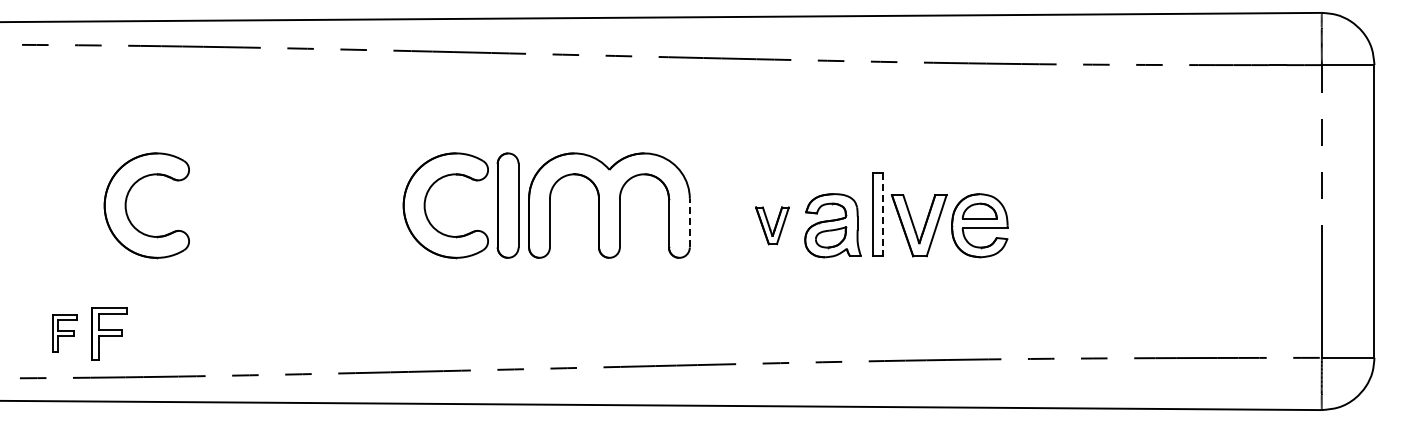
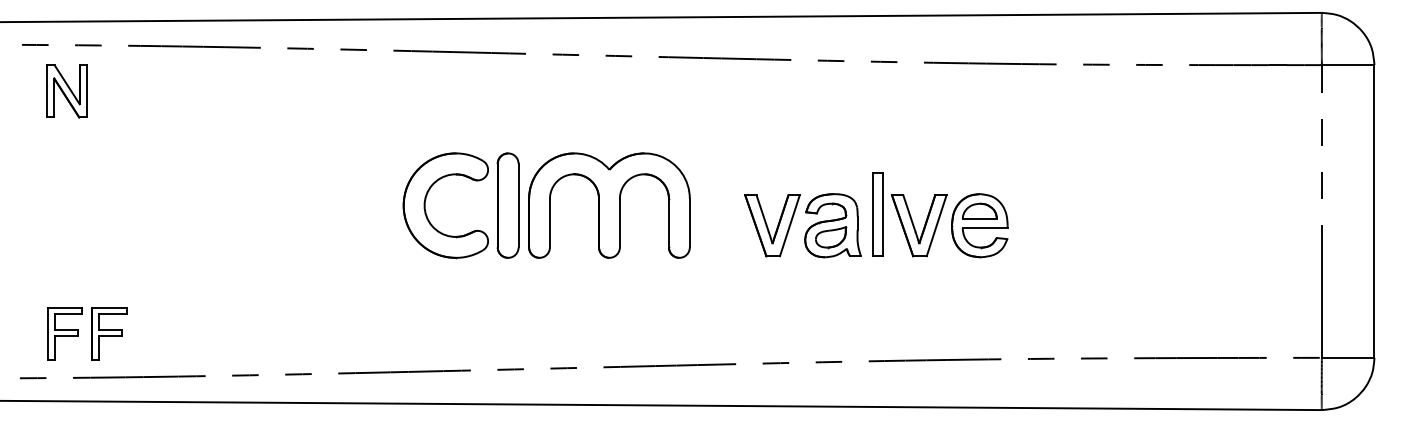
part: none -> present (66, 91)
part: present -> none (127, 199)
line: dashed -> solid (883, 214)
line: dashed -> solid (689, 222)
part size: 35x40 px -> 57x64 px (772, 225)
part size: 26x39 px -> 36x54 px (64, 333)
